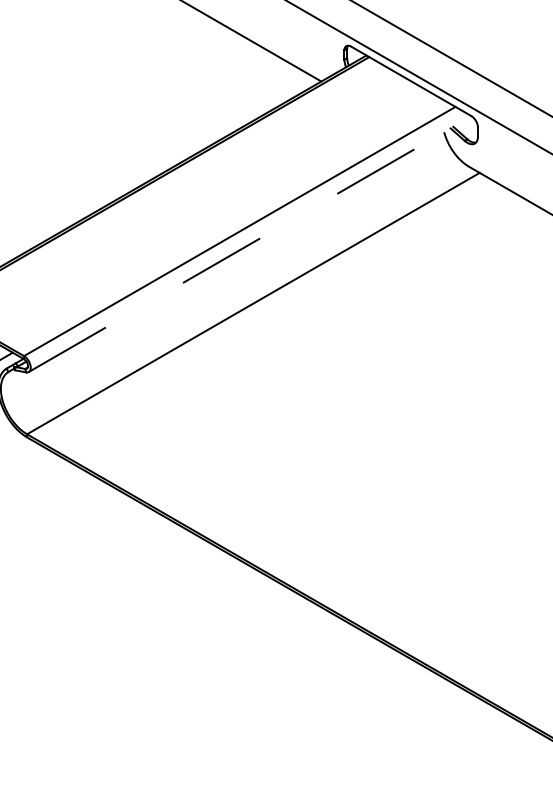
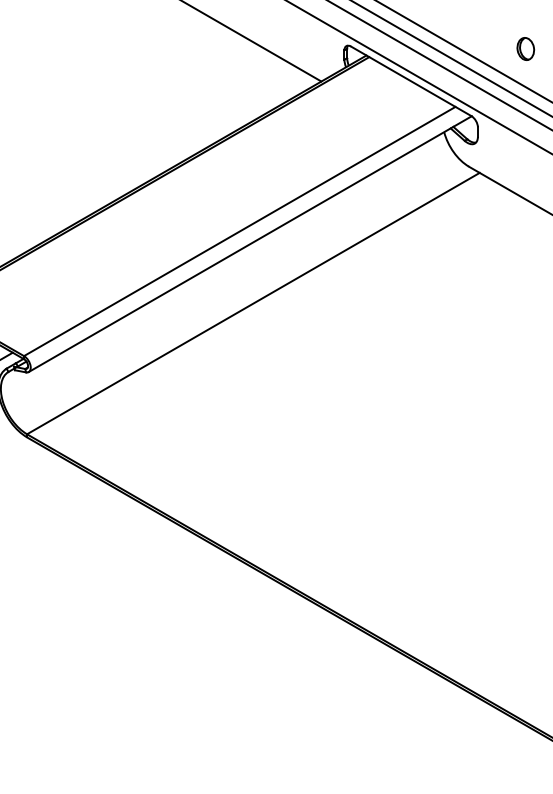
part: none -> present (525, 48)
line: none -> present (463, 51)
line: none -> present (439, 65)
line: dashed -> solid (250, 244)
